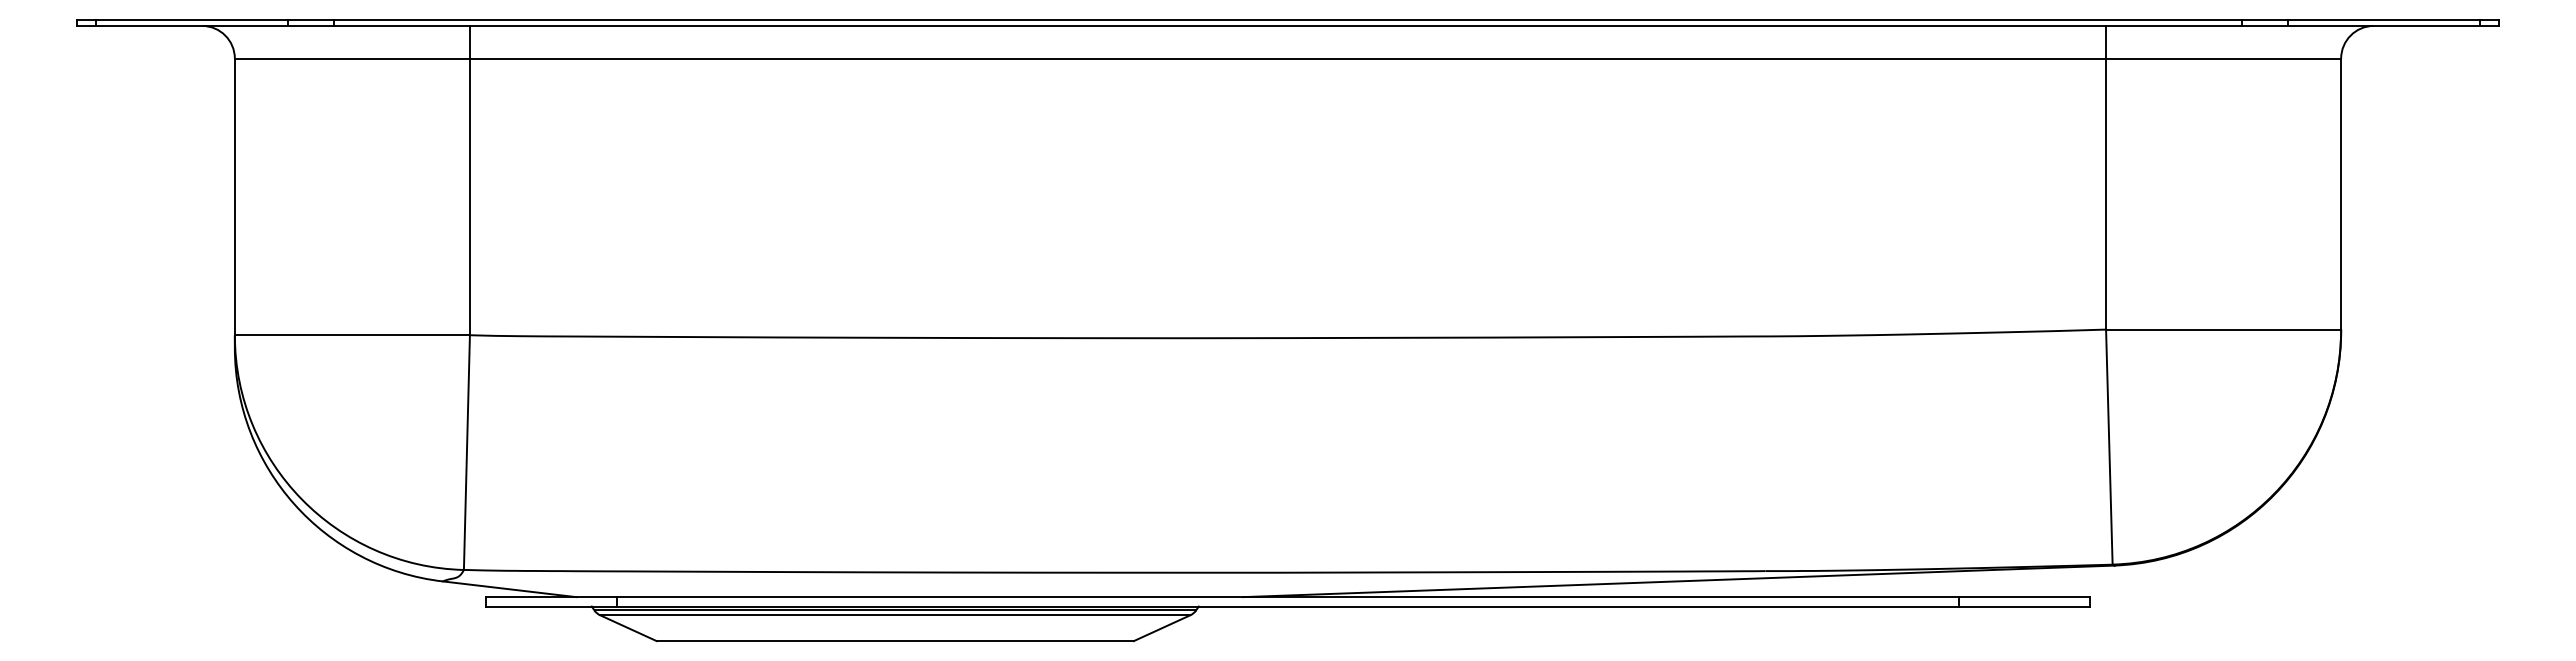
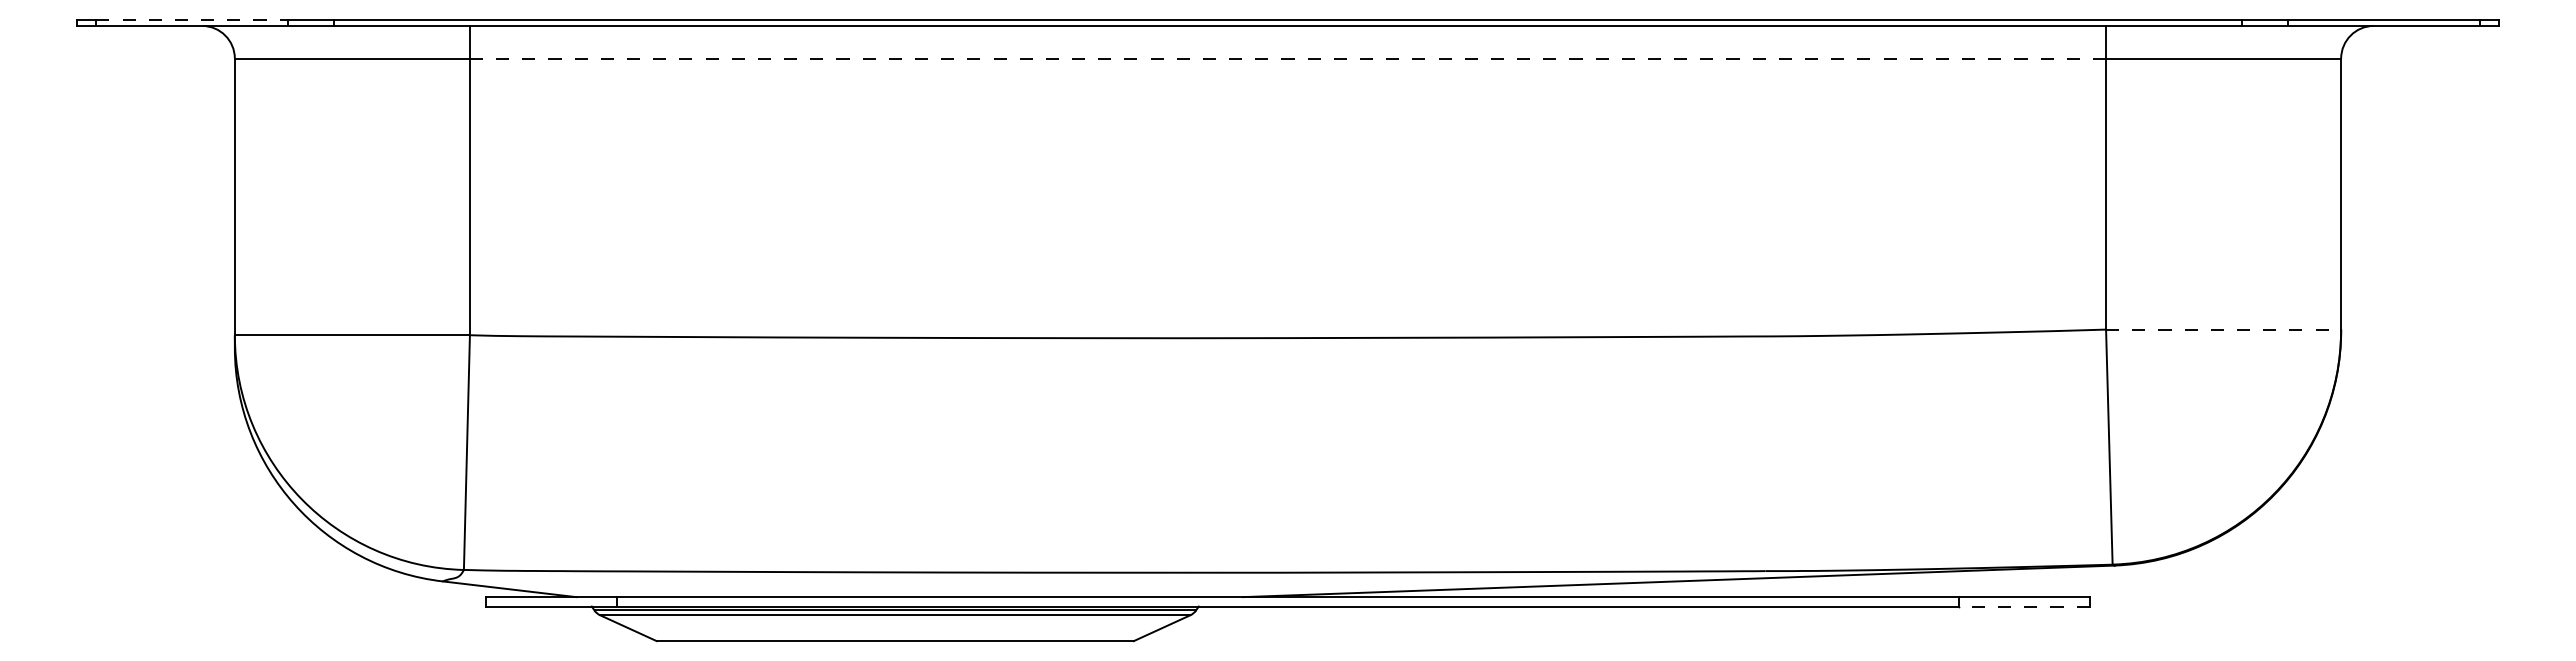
line: solid -> dashed (192, 19)
line: solid -> dashed (1287, 58)
line: solid -> dashed (2223, 329)
line: solid -> dashed (2023, 606)
